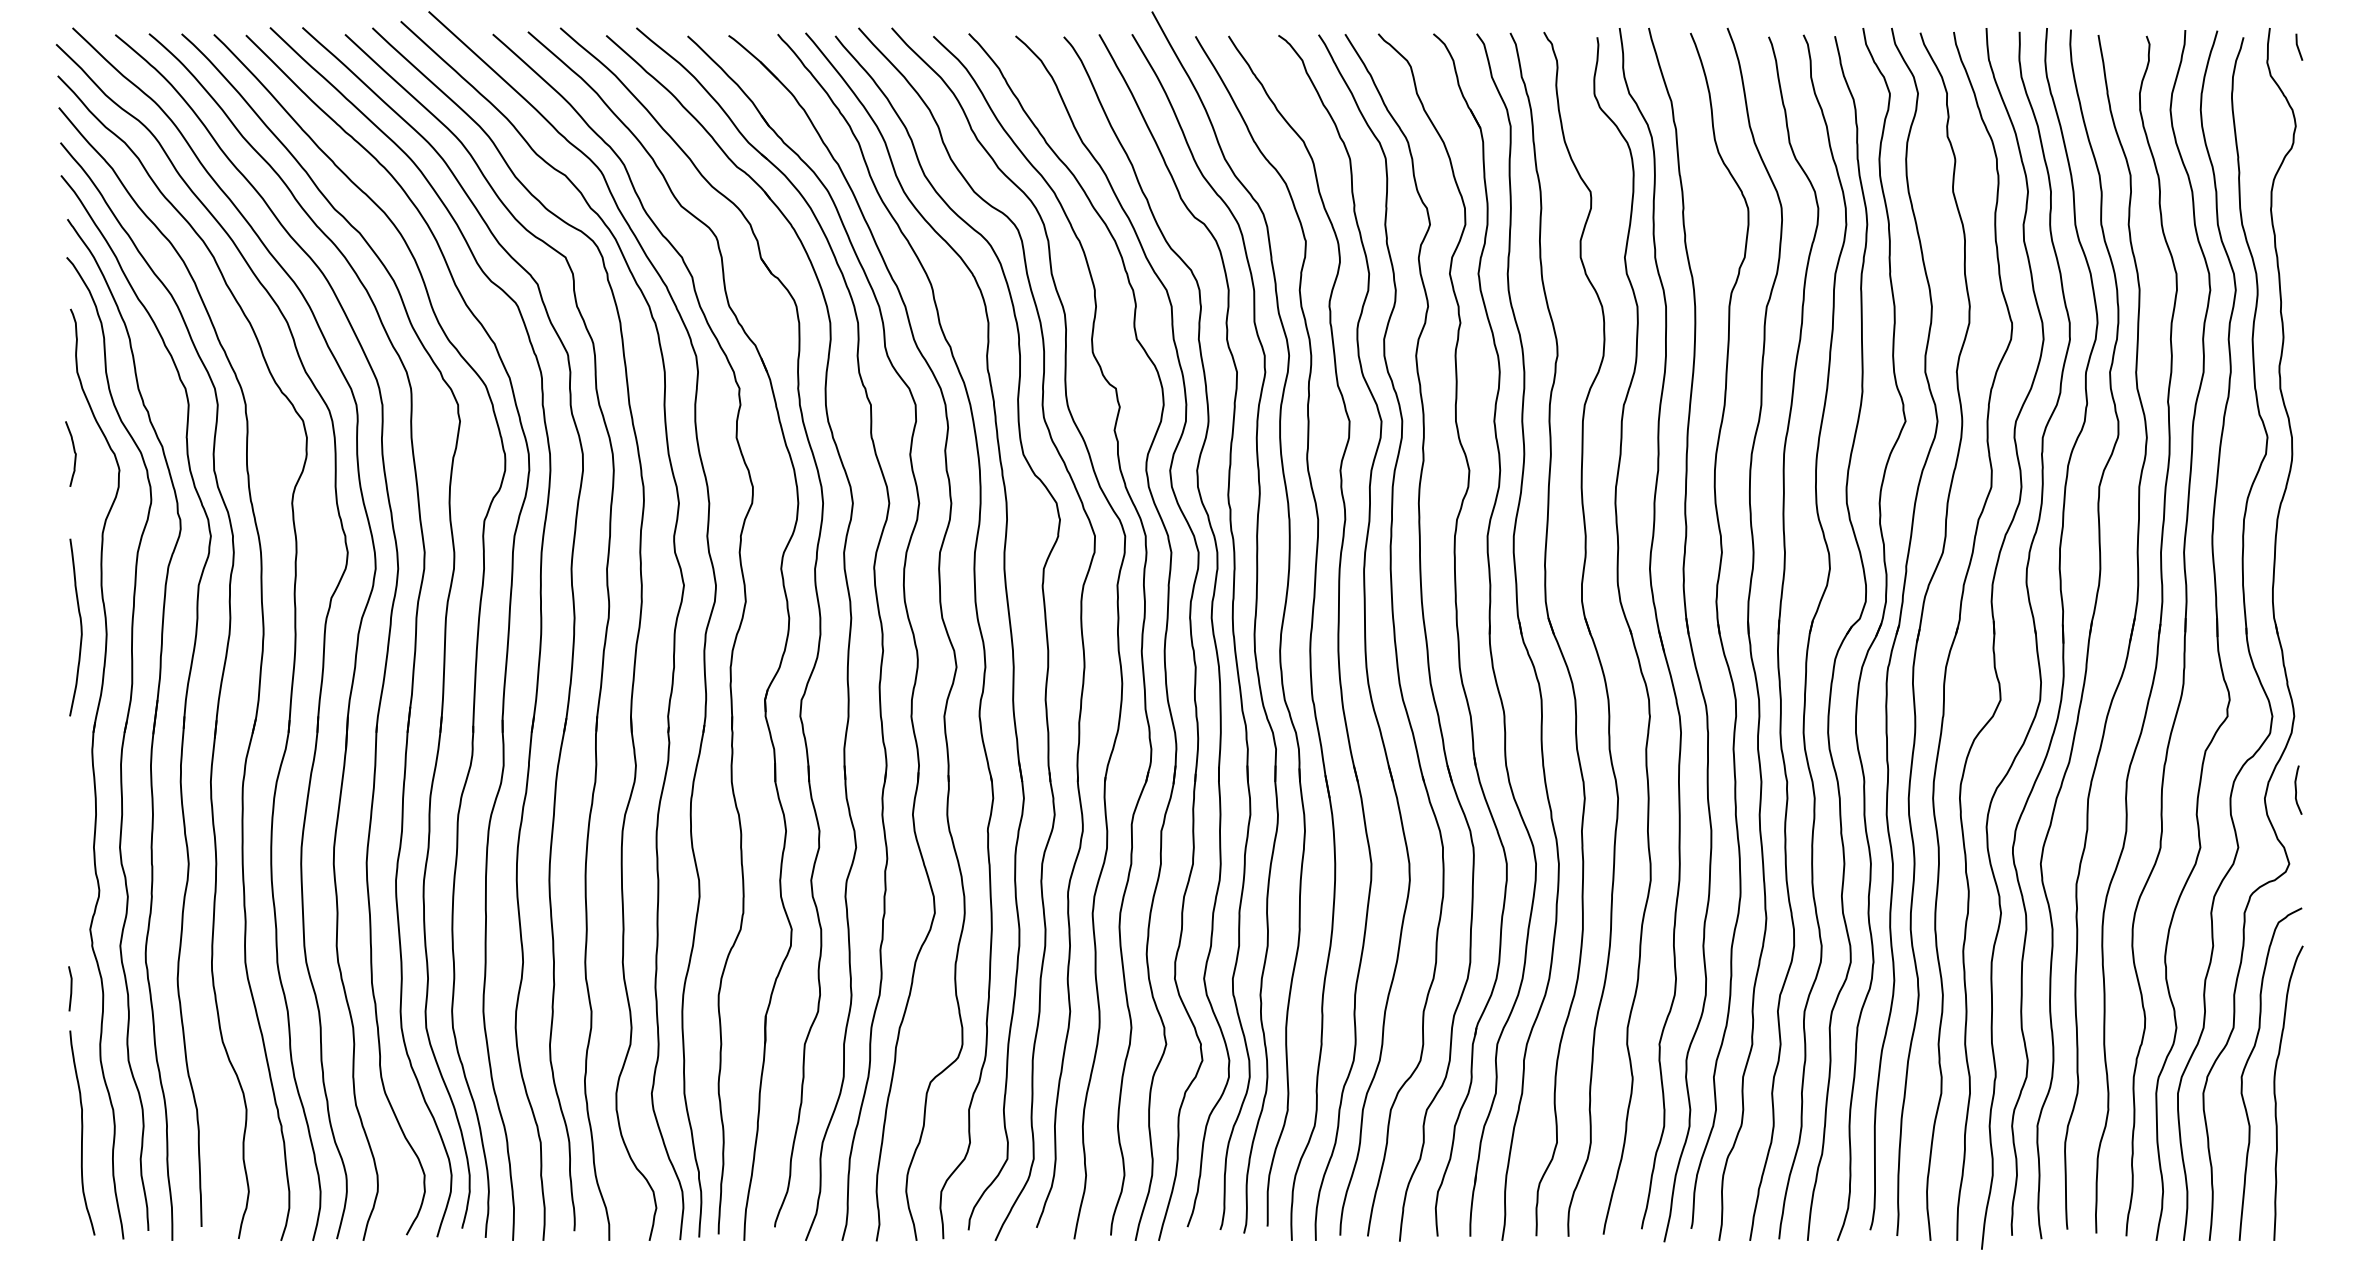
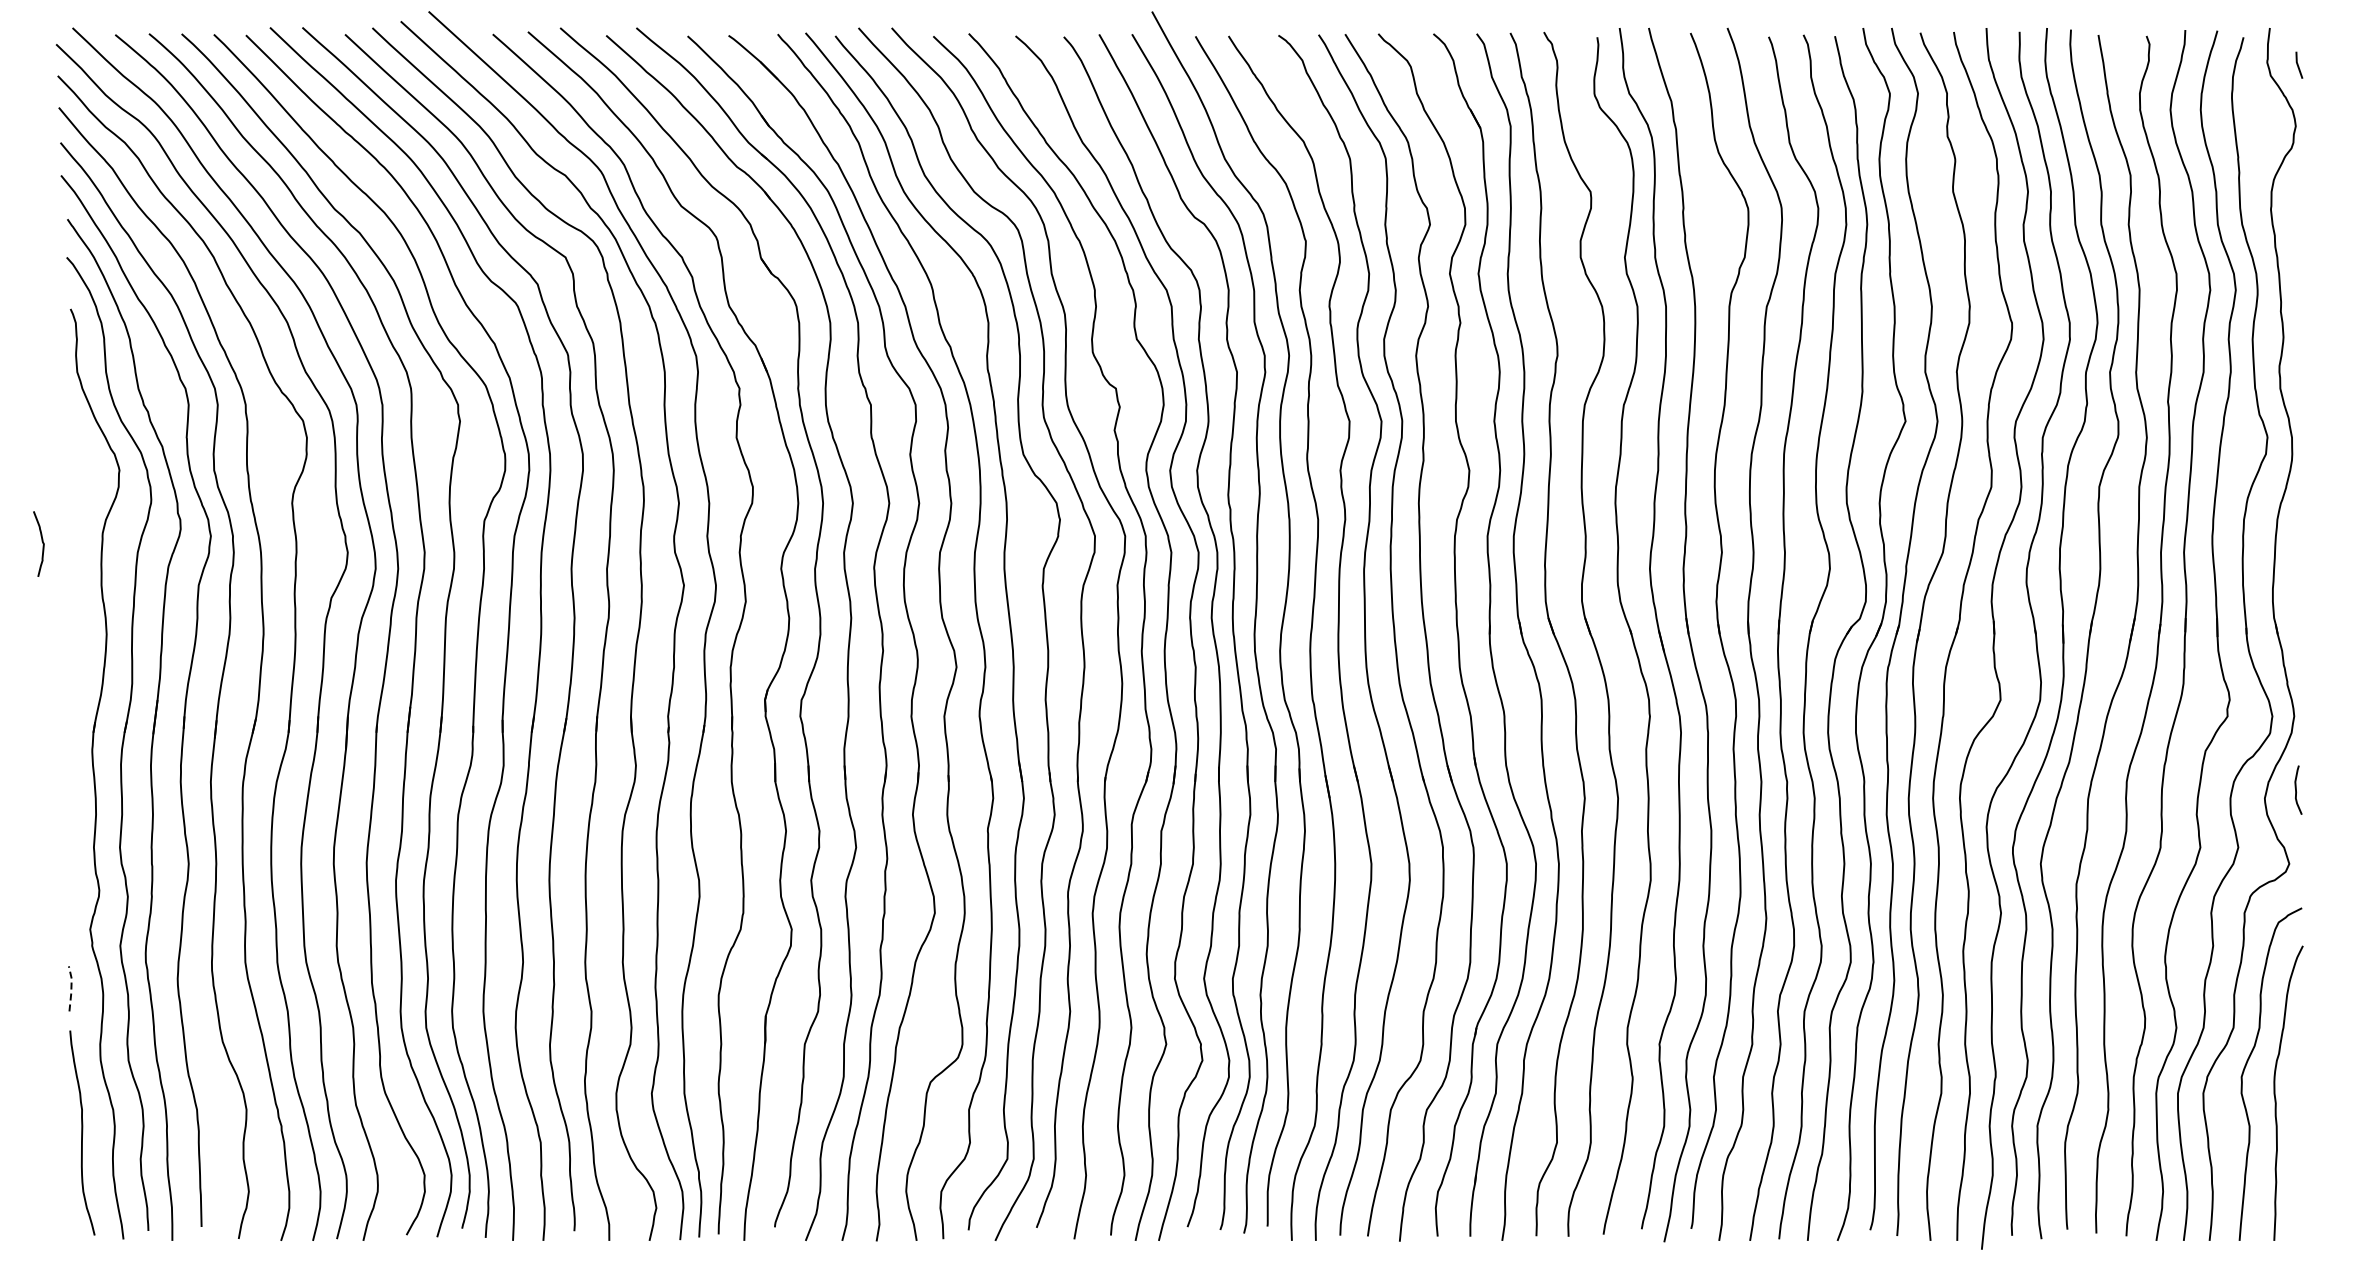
line position: (2298, 46) -> (2298, 64) (2298, 64)
curve position: (73, 451) -> (41, 541) (41, 541)
curve: present -> none (80, 627)
line: solid -> dashed (71, 988)
